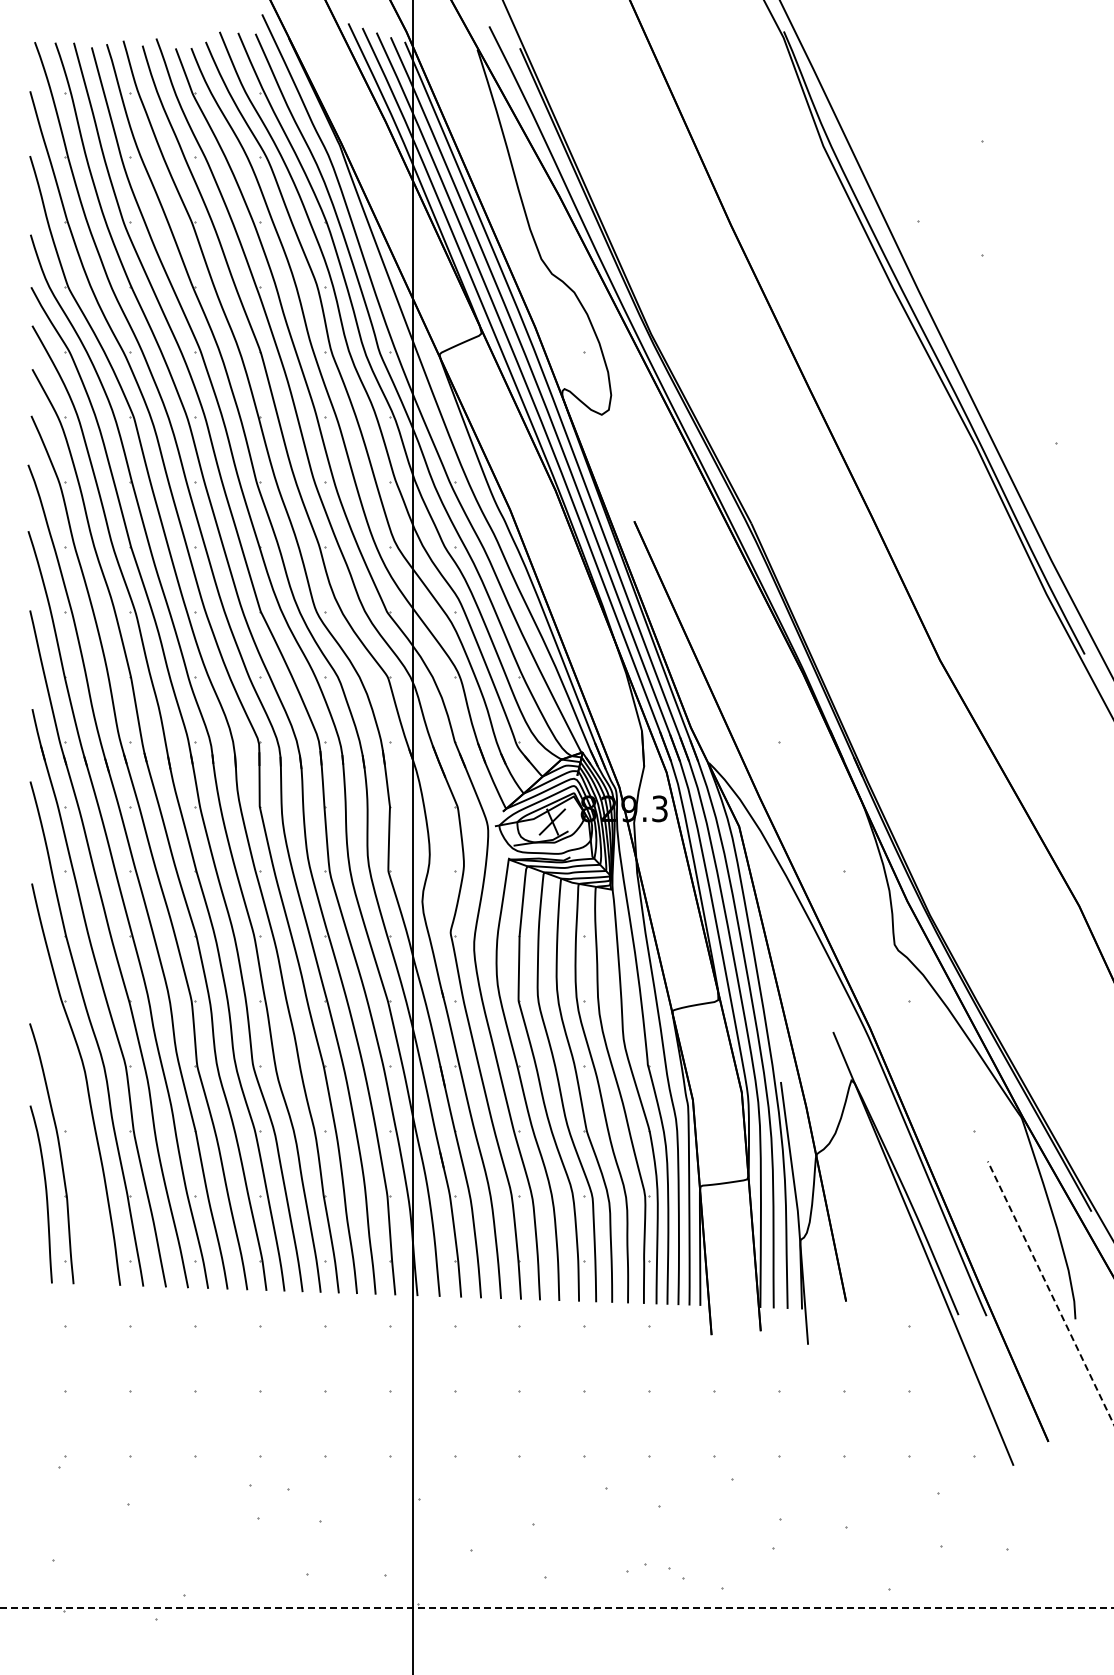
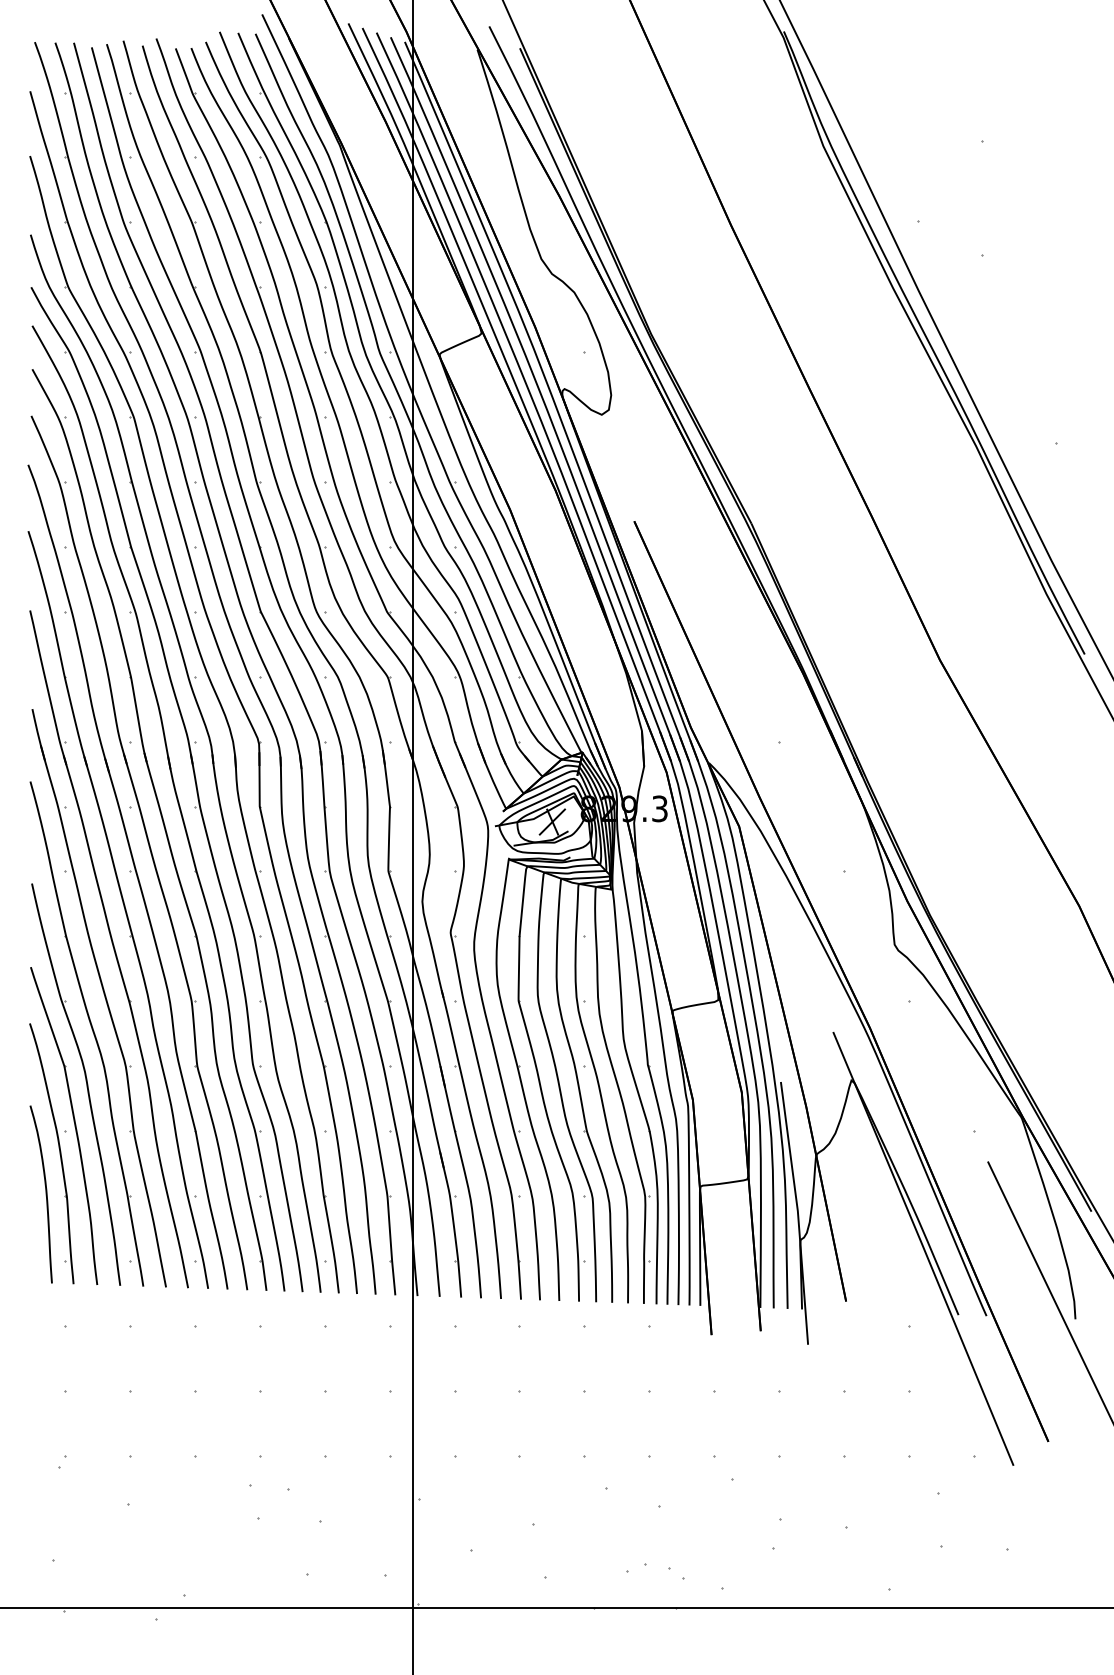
part: none -> present (73, 1121)
line: dashed -> solid (1050, 1293)
line: dashed -> solid (557, 1608)
